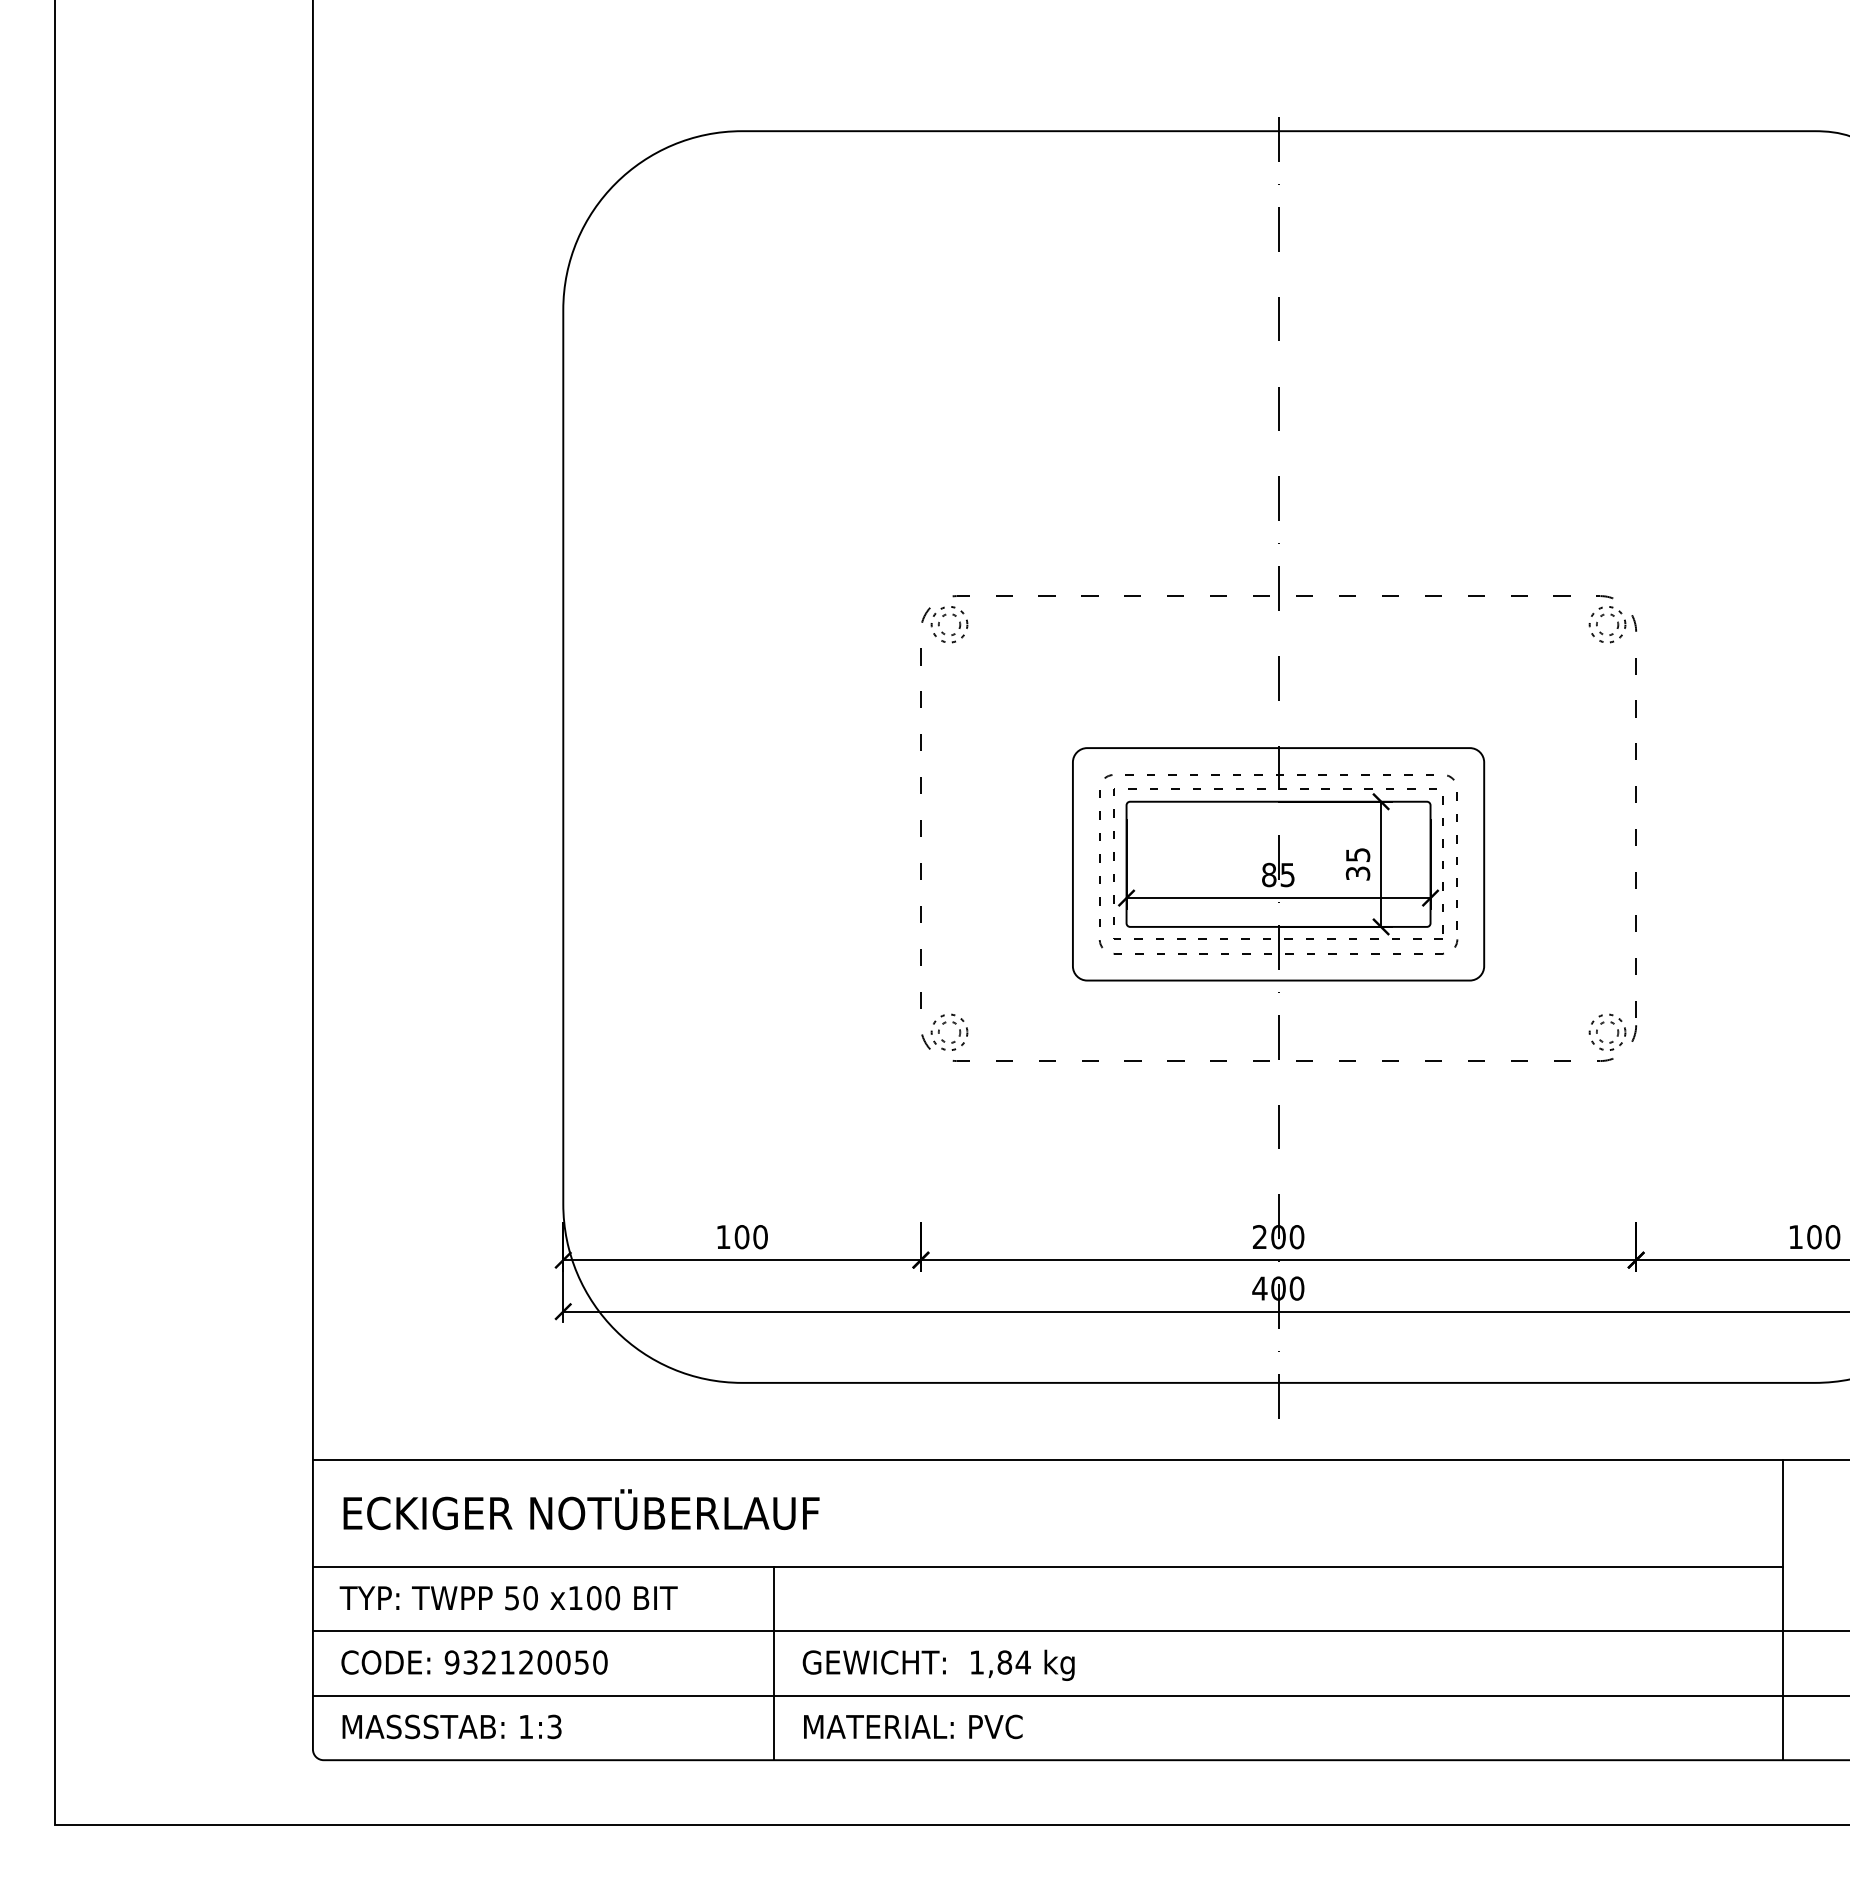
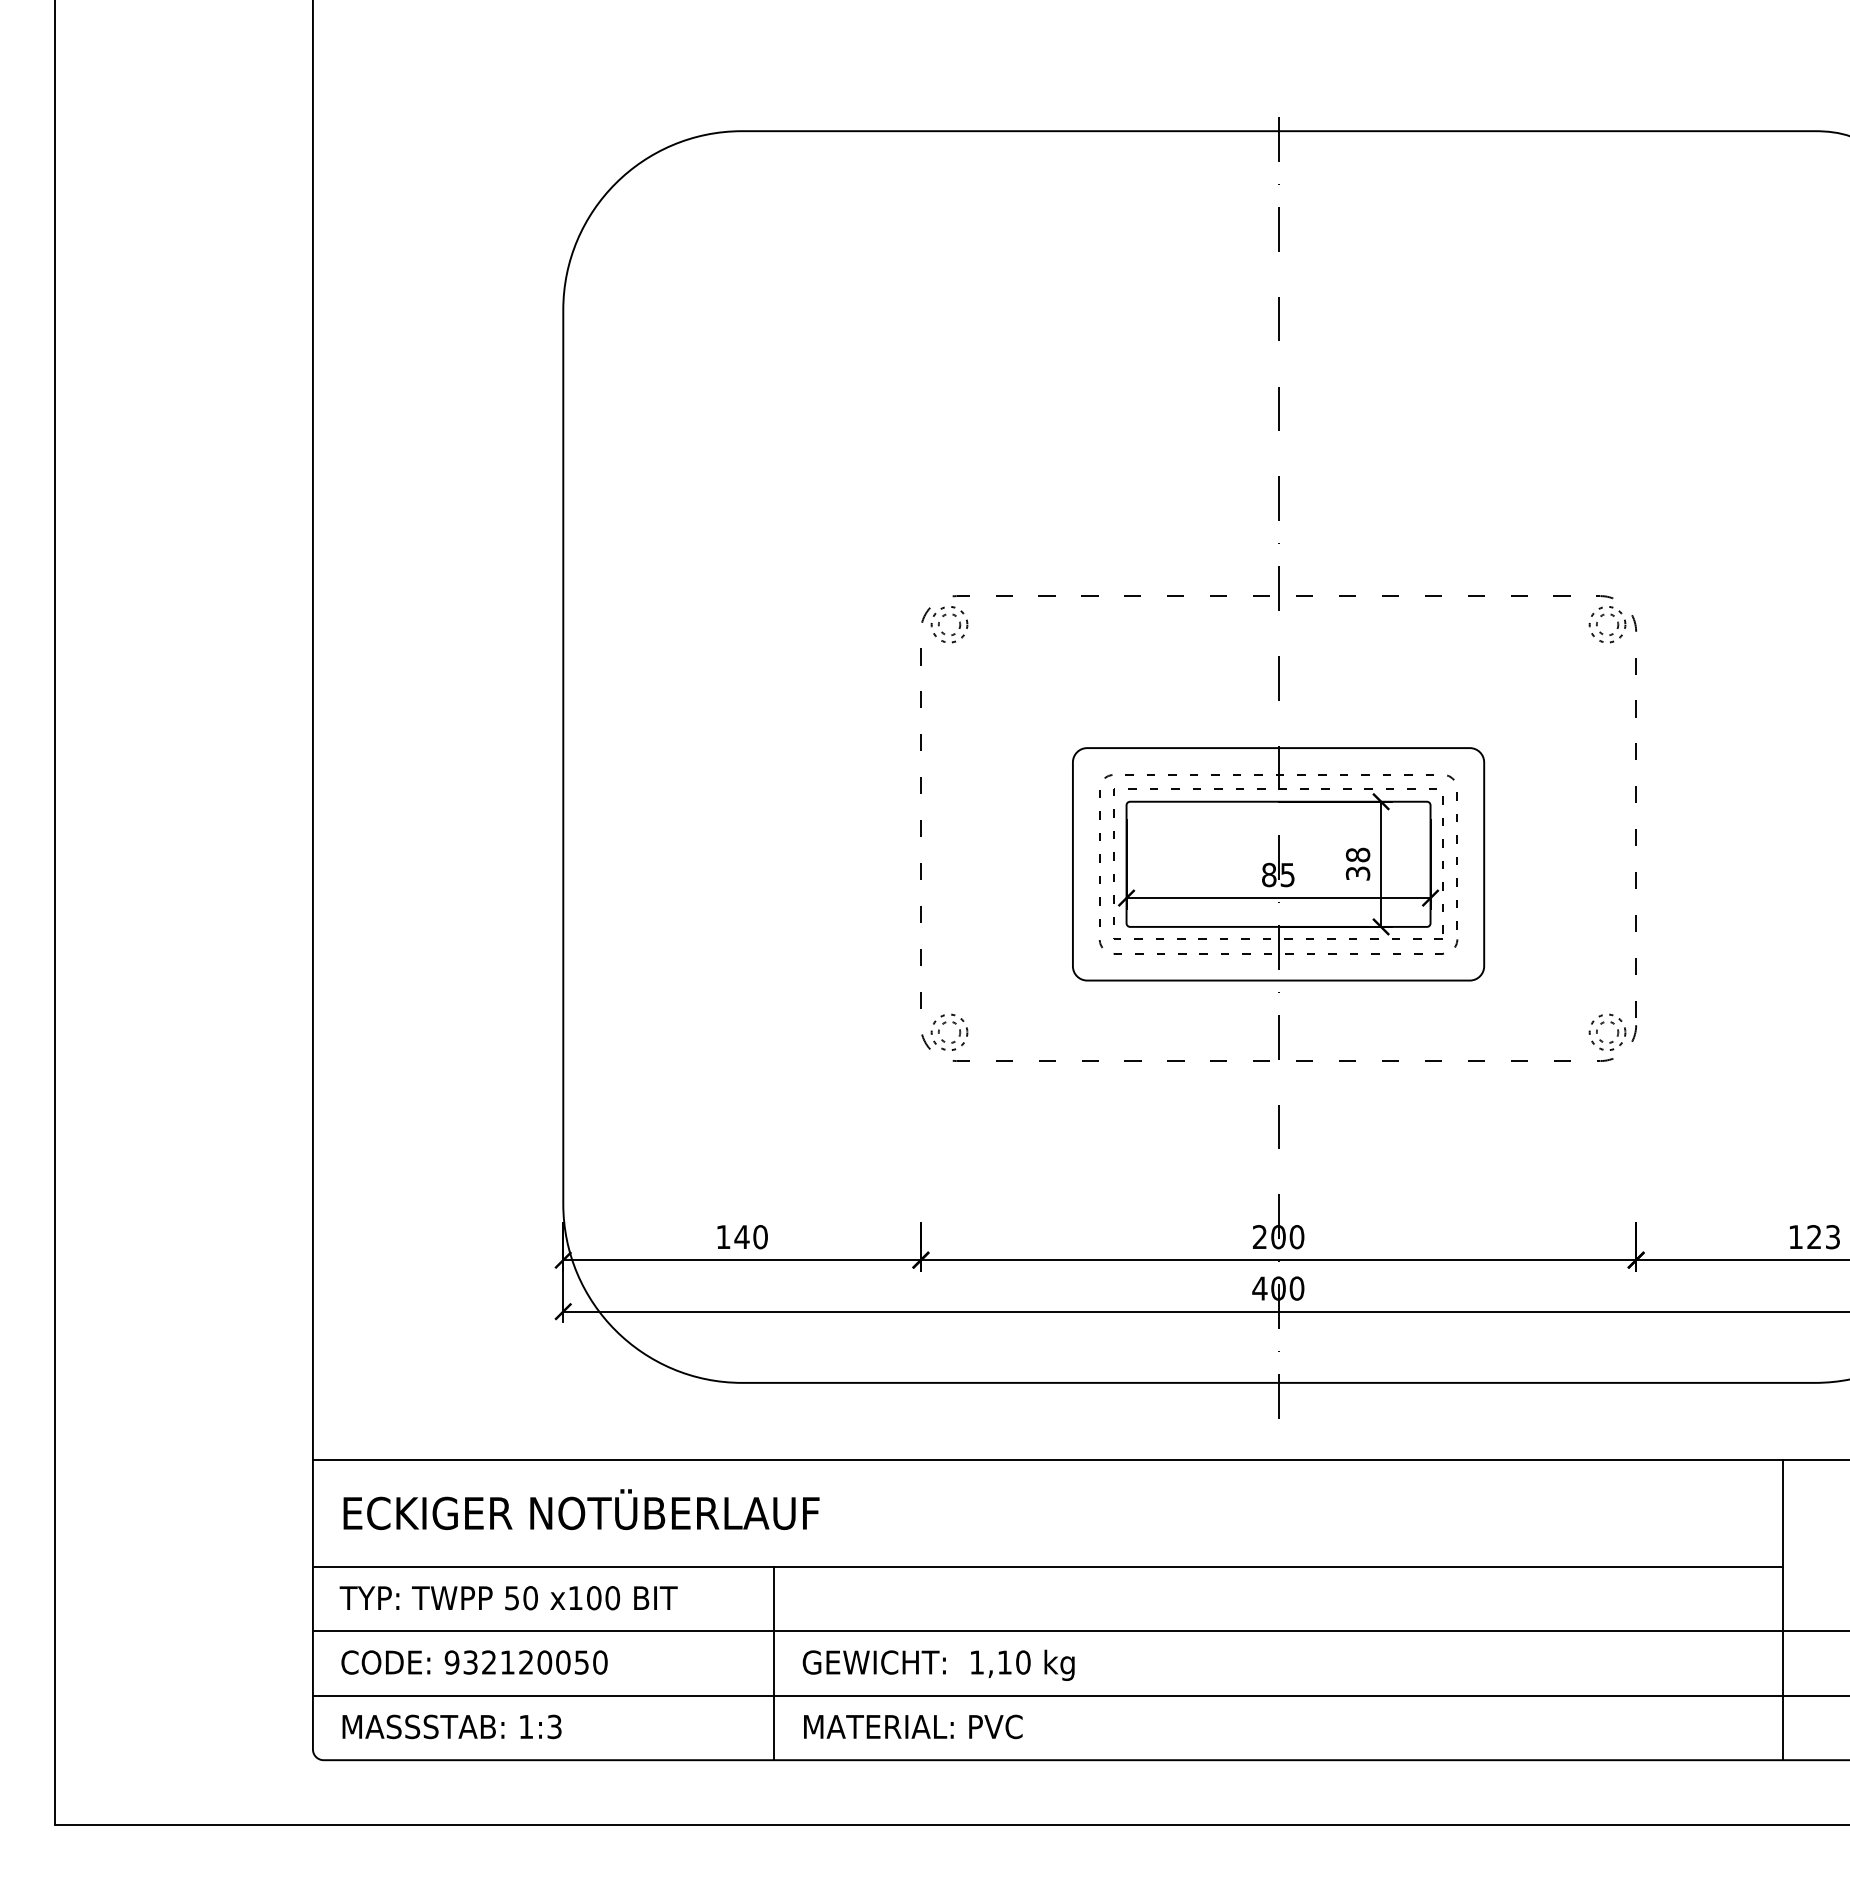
text: 35 -> 38 (1357, 854)
text: 100 -> 140 (741, 1237)
text: 100 -> 123 (1823, 1237)
text: 1,84 -> 1,10 (1013, 1662)
